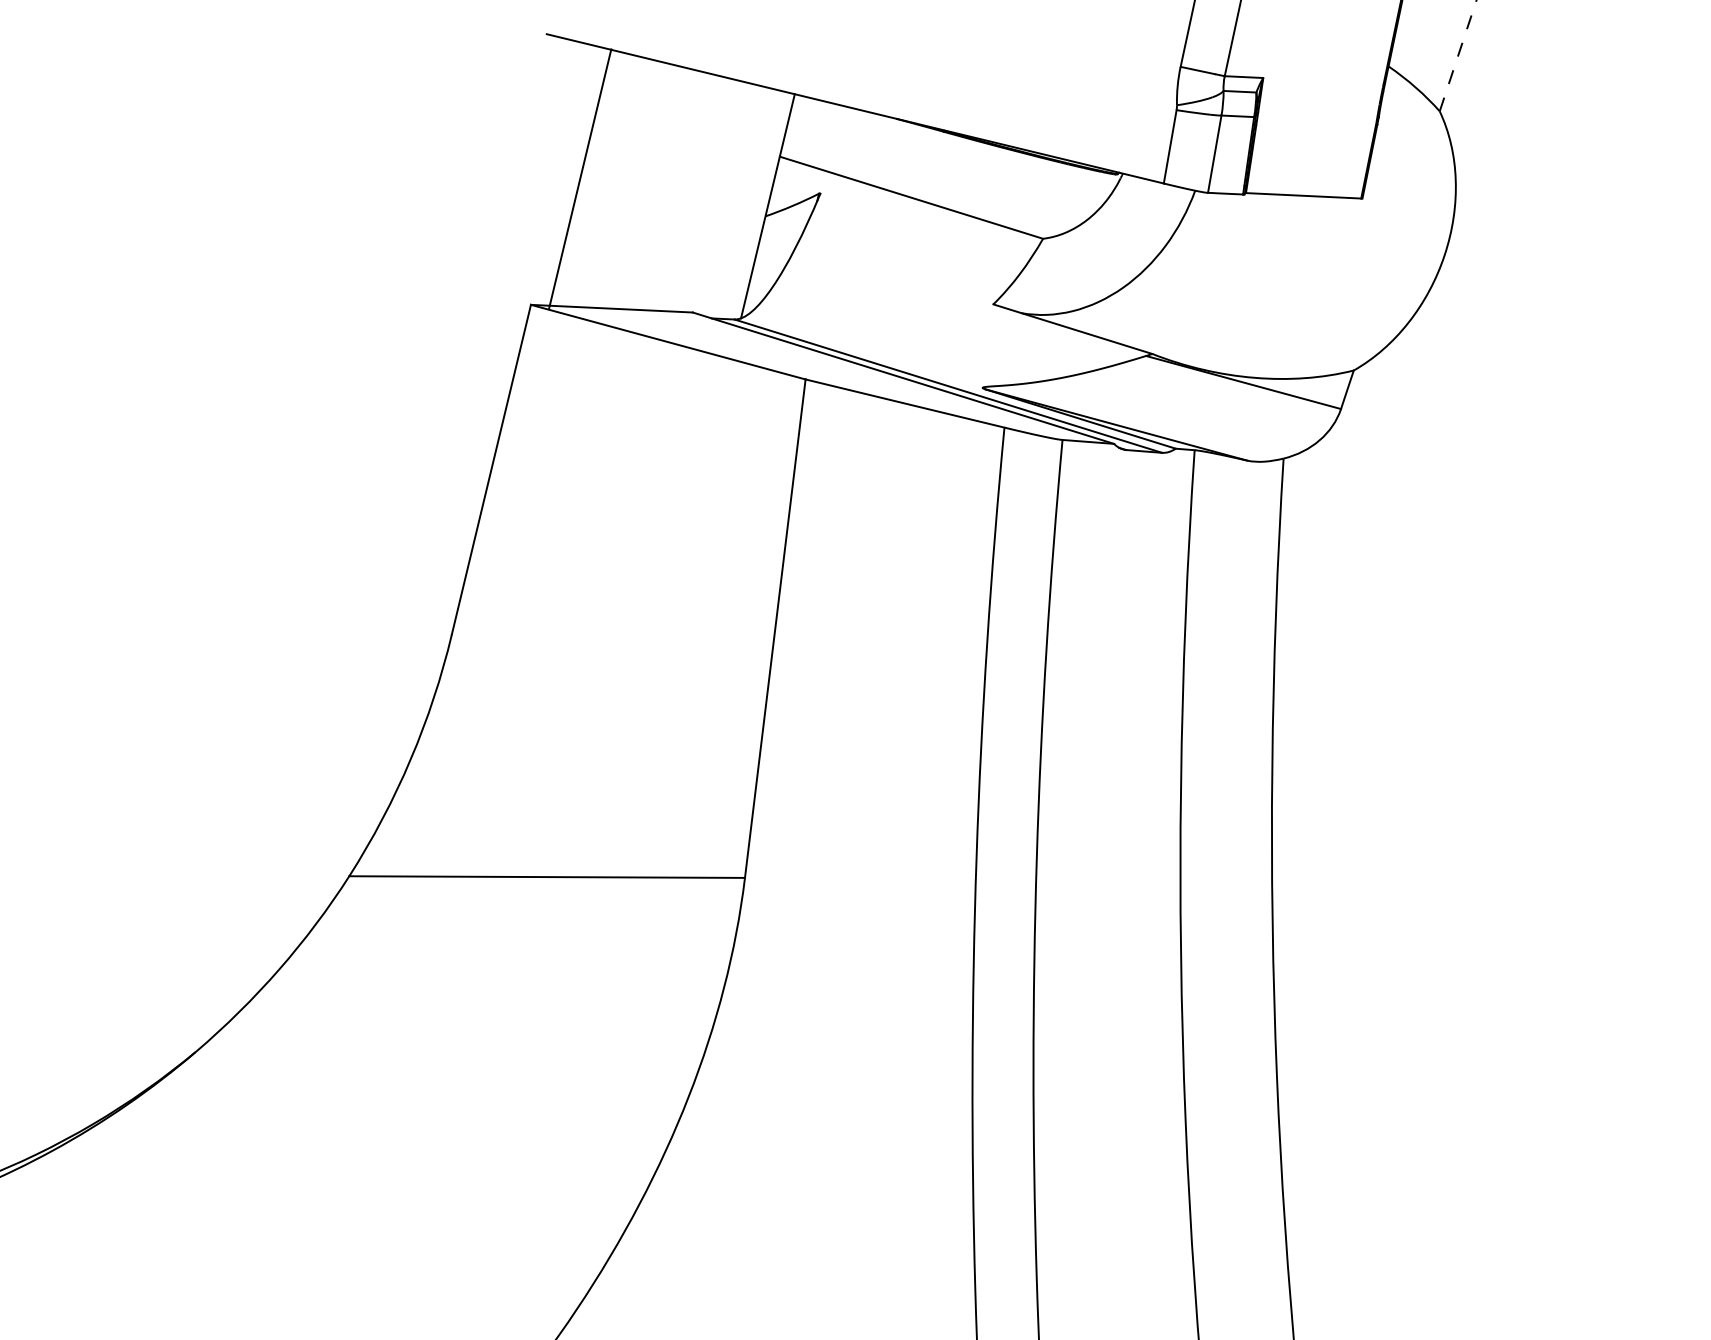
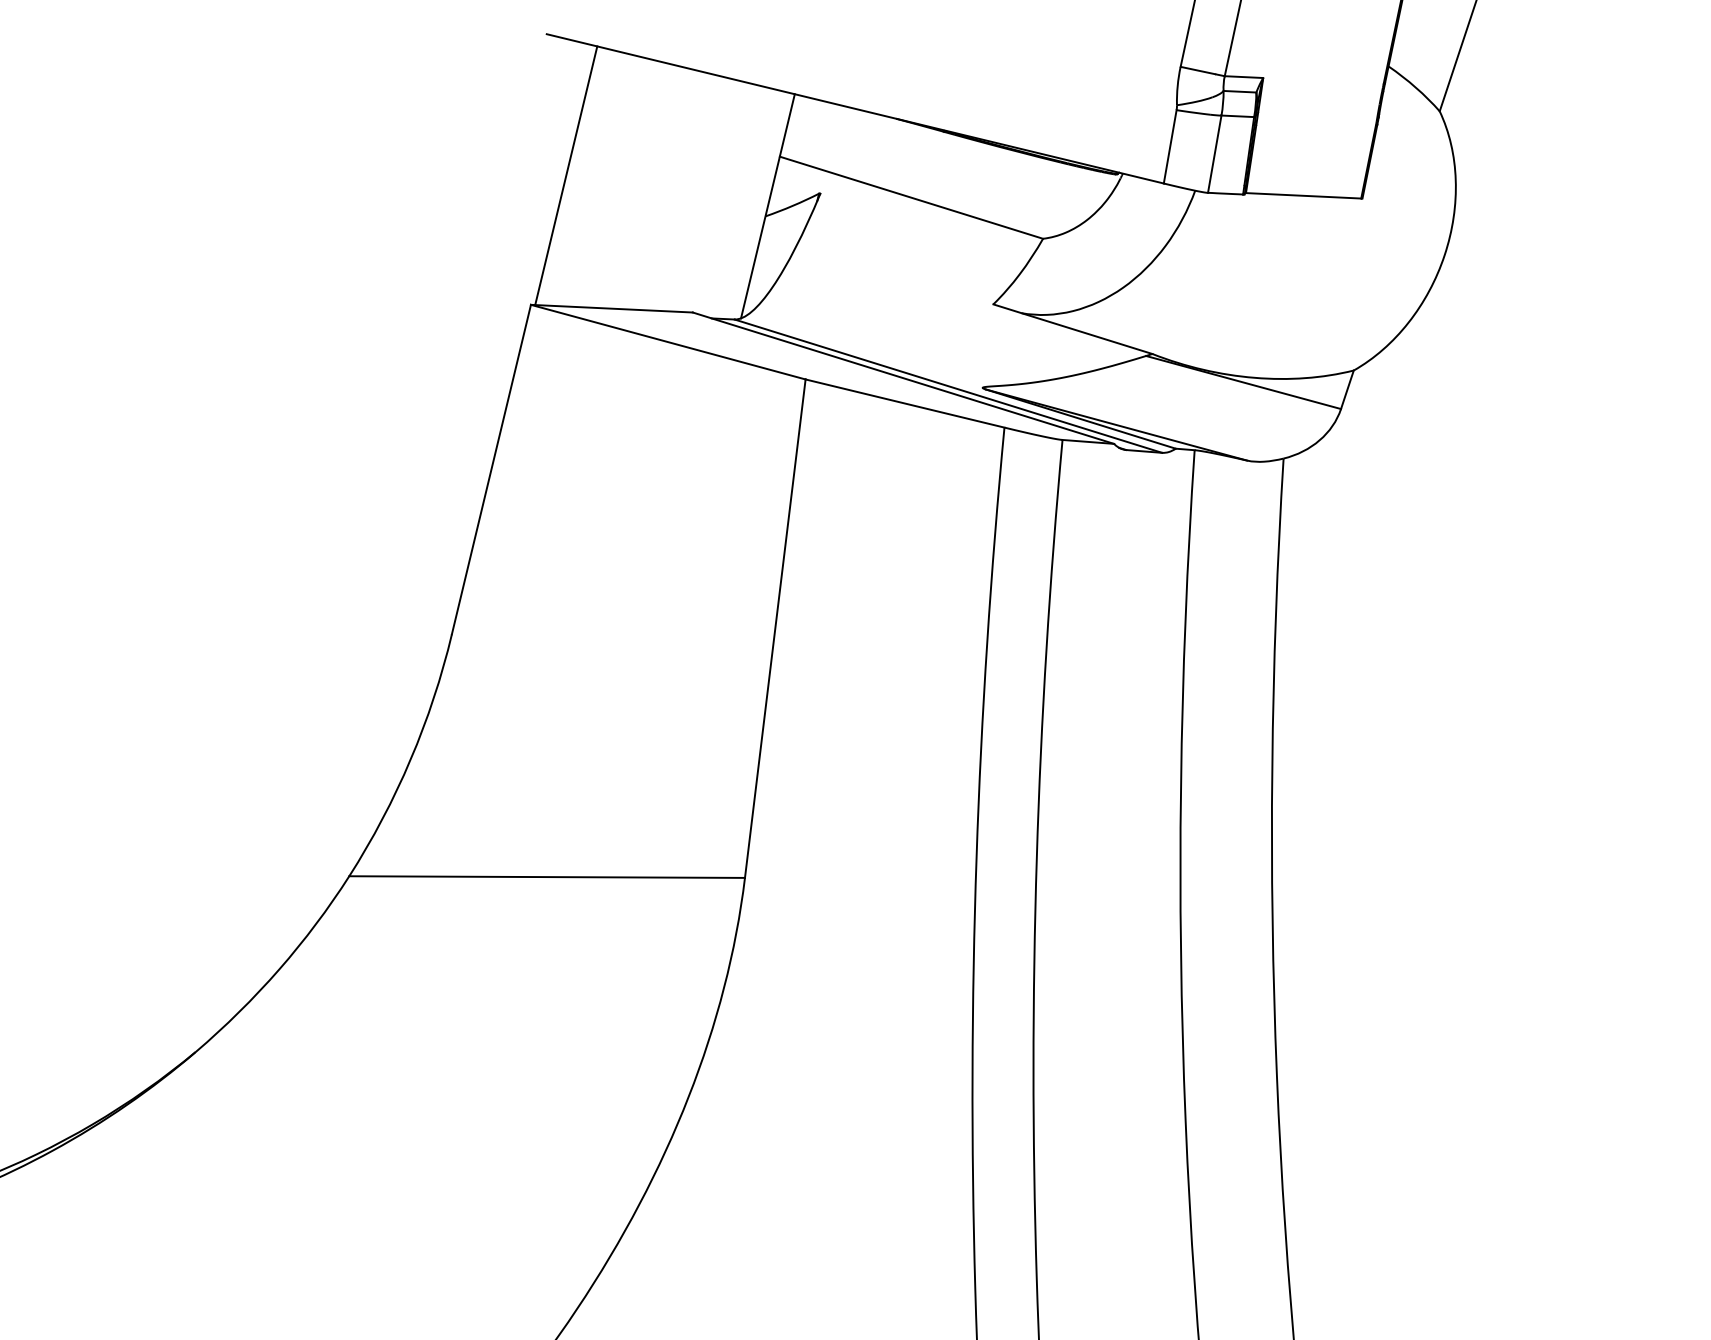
line: dashed -> solid (1458, 55)
line position: (580, 178) -> (566, 175) (566, 175)
